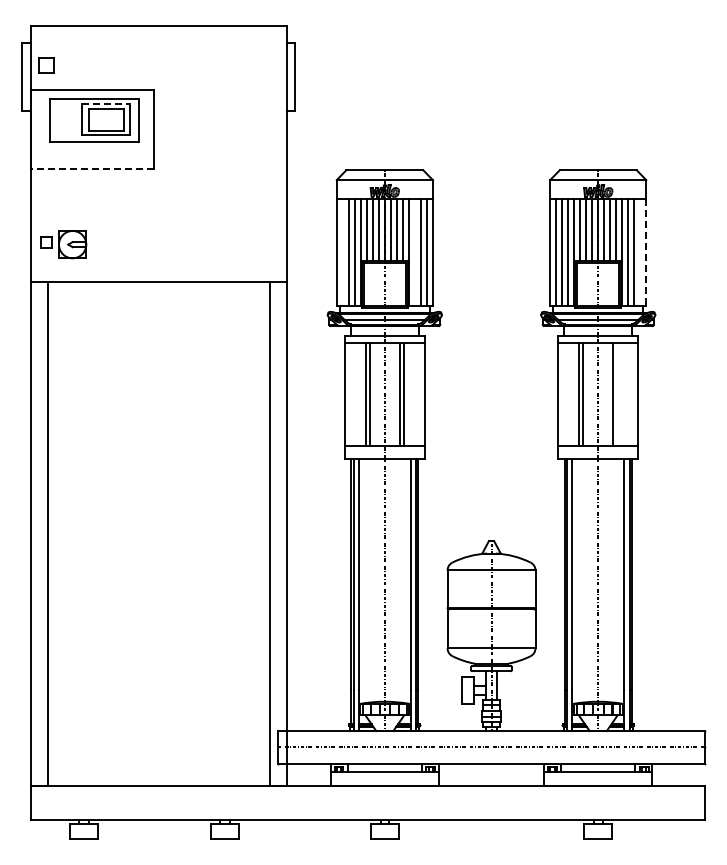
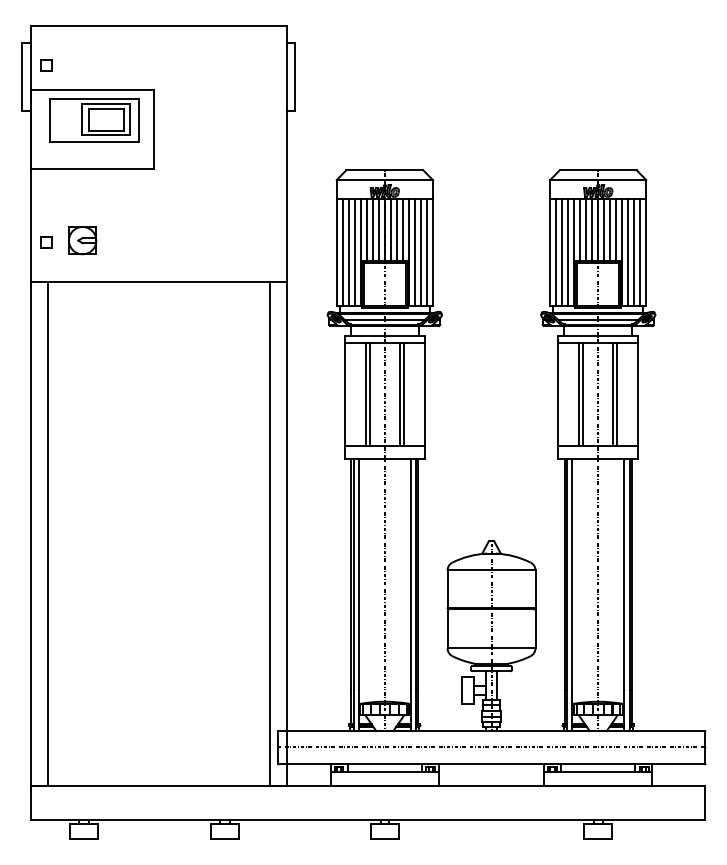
part size: 17x17 px -> 13x13 px (46, 65)
line: dashed -> solid (106, 104)
line: dashed -> solid (91, 168)
part position: (72, 244) -> (82, 240) (82, 240)
line: none -> present (343, 252)
line: none -> present (414, 252)
line: none -> present (640, 252)
line: dashed -> solid (646, 252)
line: none -> present (617, 394)
